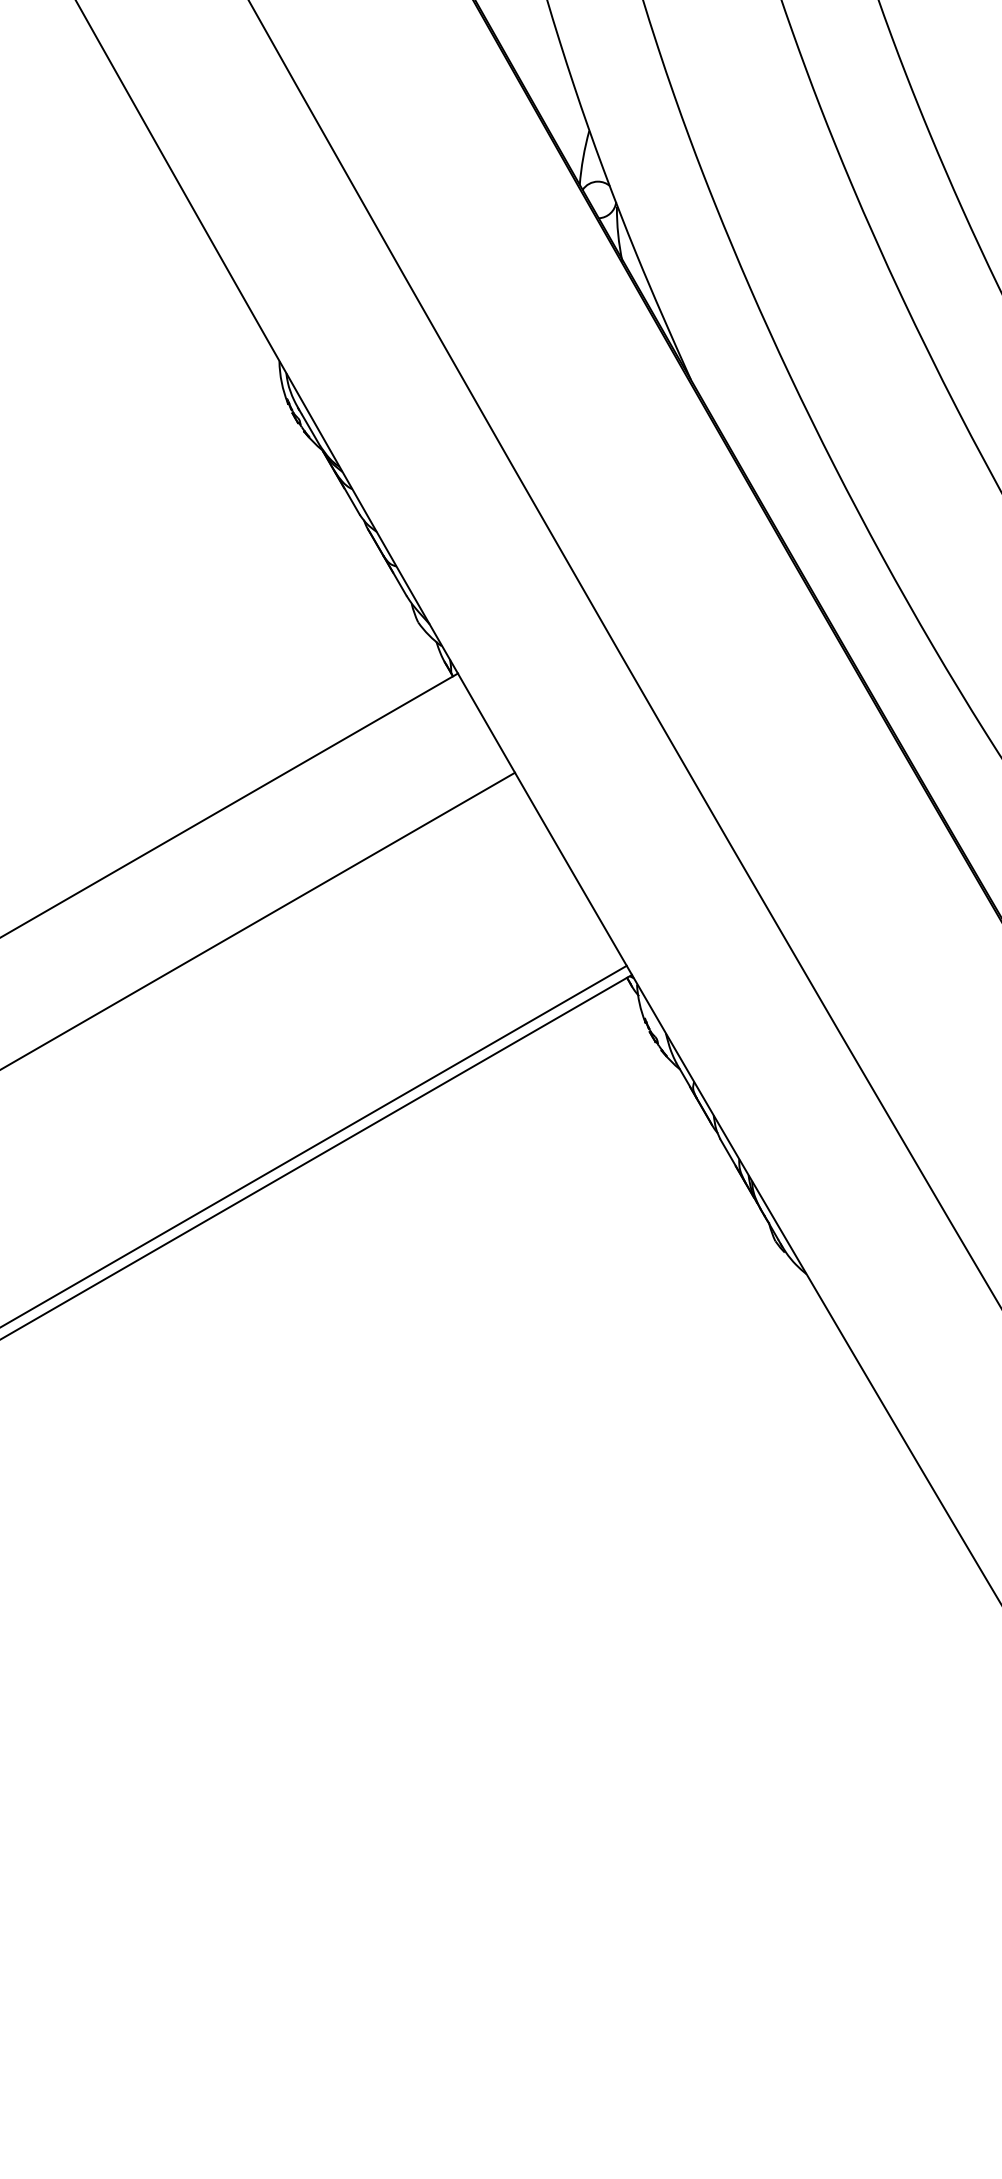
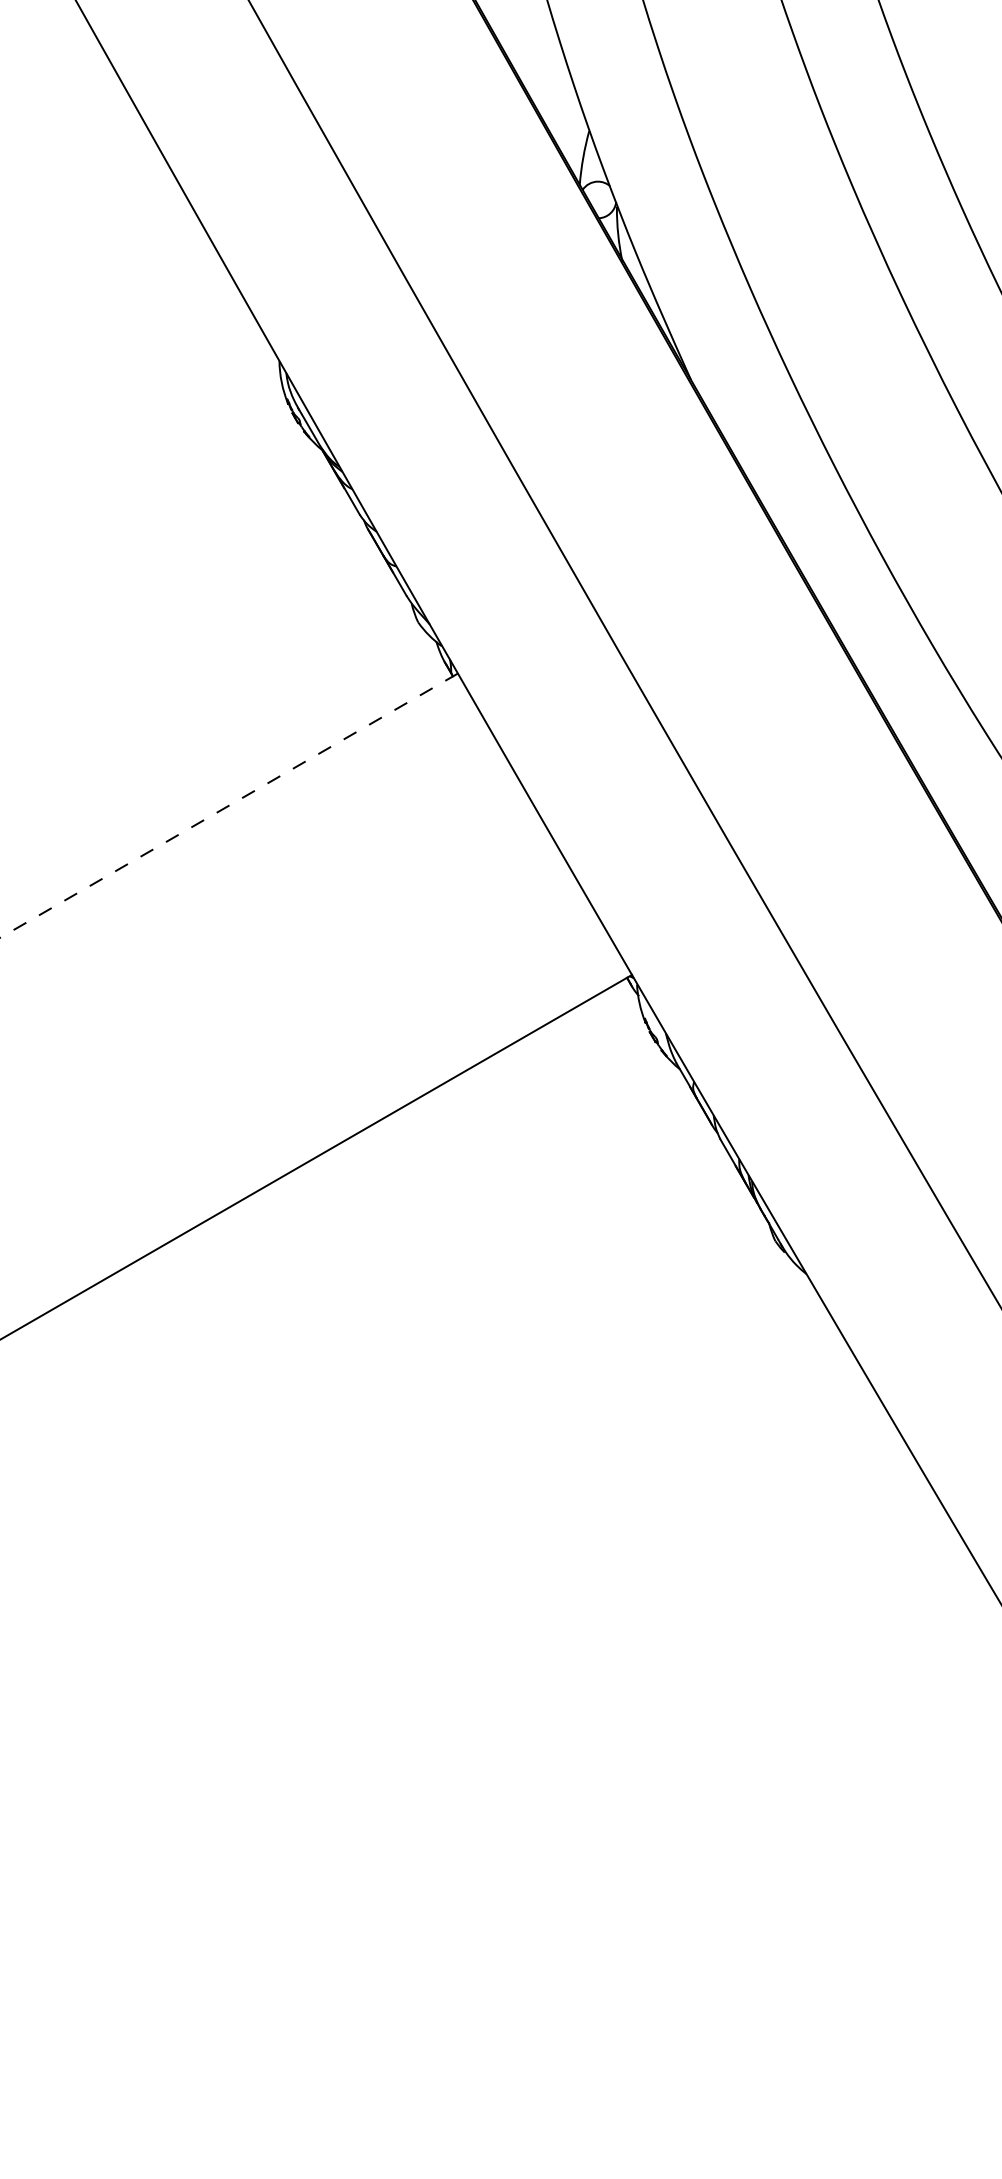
line: solid -> dashed (228, 805)
line: present -> none (258, 920)
line: present -> none (314, 1145)
